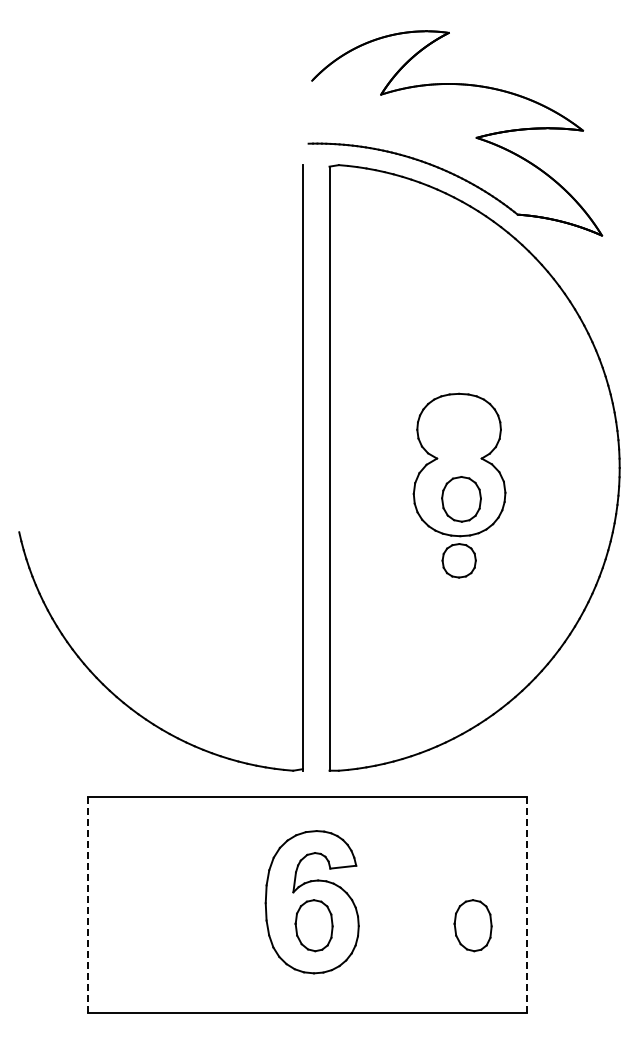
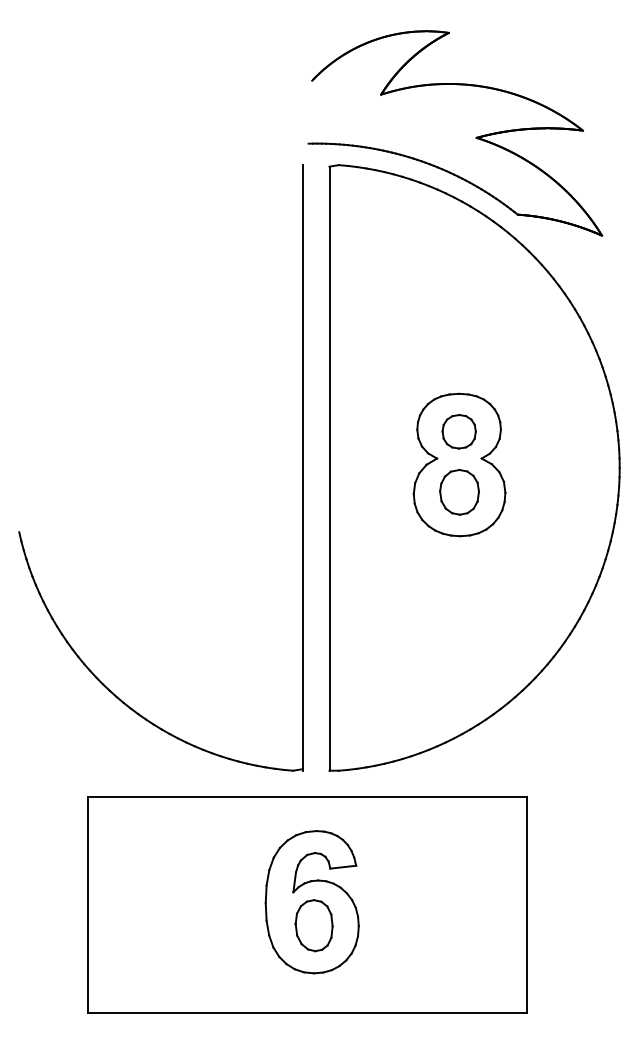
part position: (461, 499) -> (459, 492) (459, 492)
part position: (458, 560) -> (458, 431) (458, 431)
line: dashed -> solid (88, 904)
line: dashed -> solid (526, 904)
part: present -> none (472, 925)
